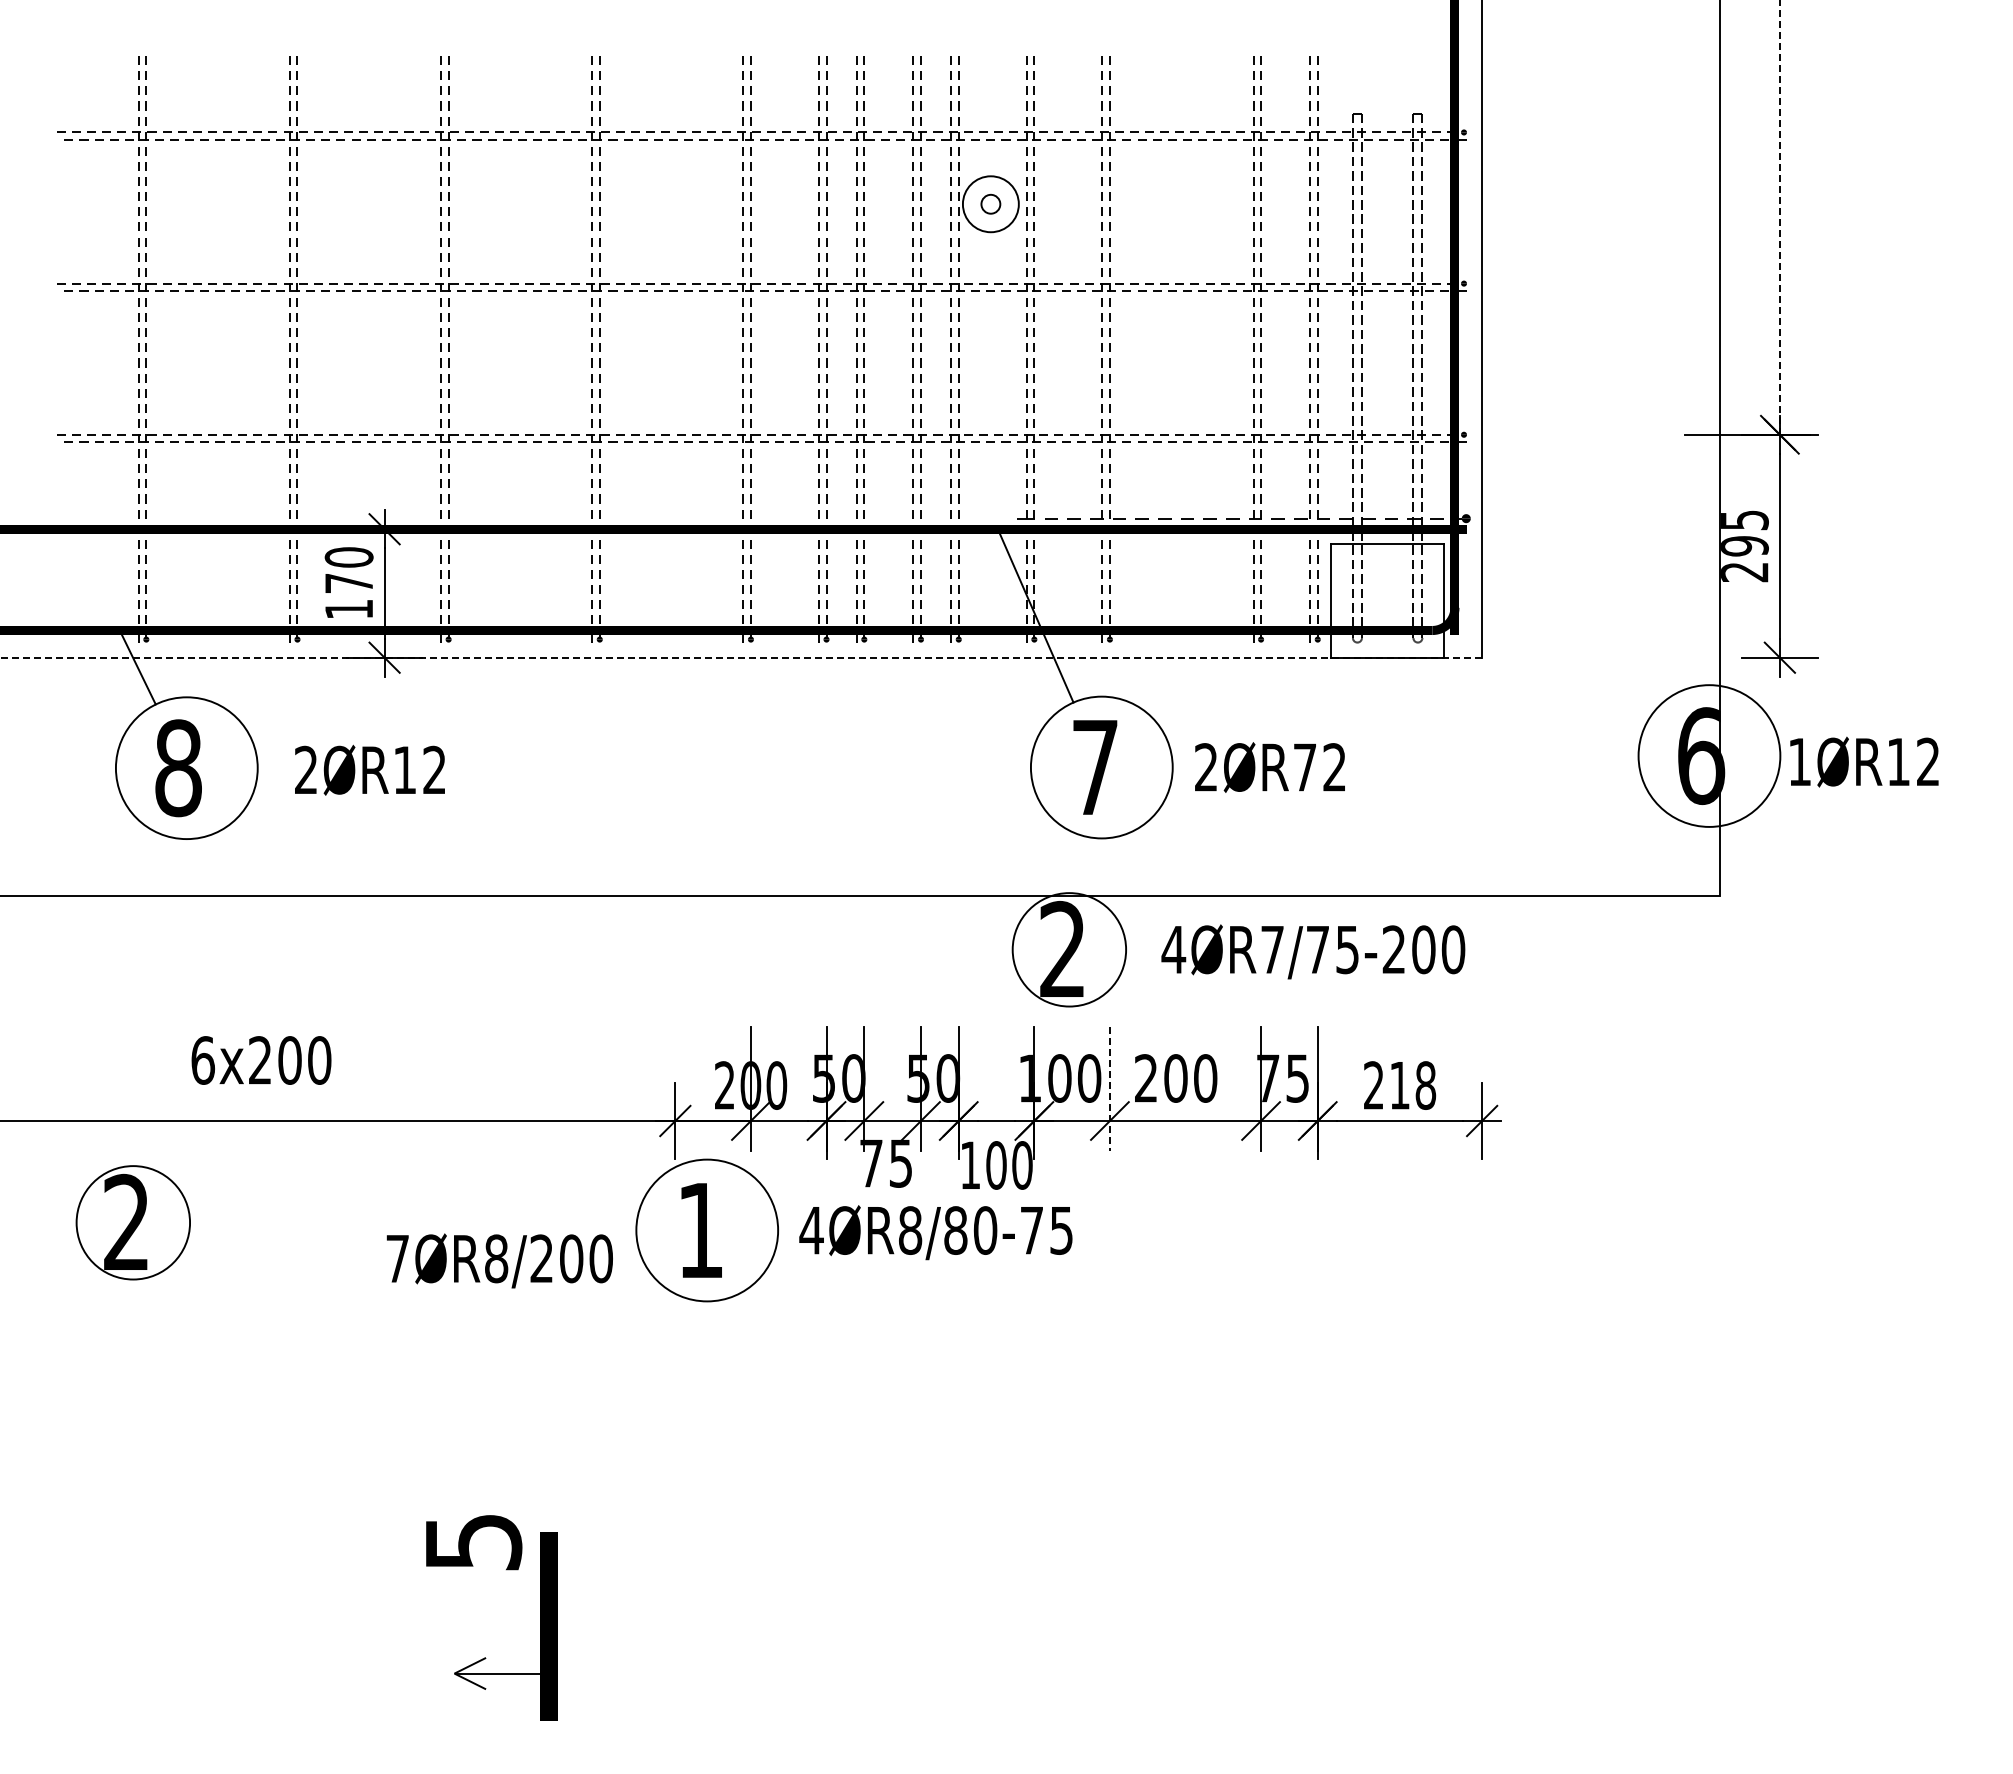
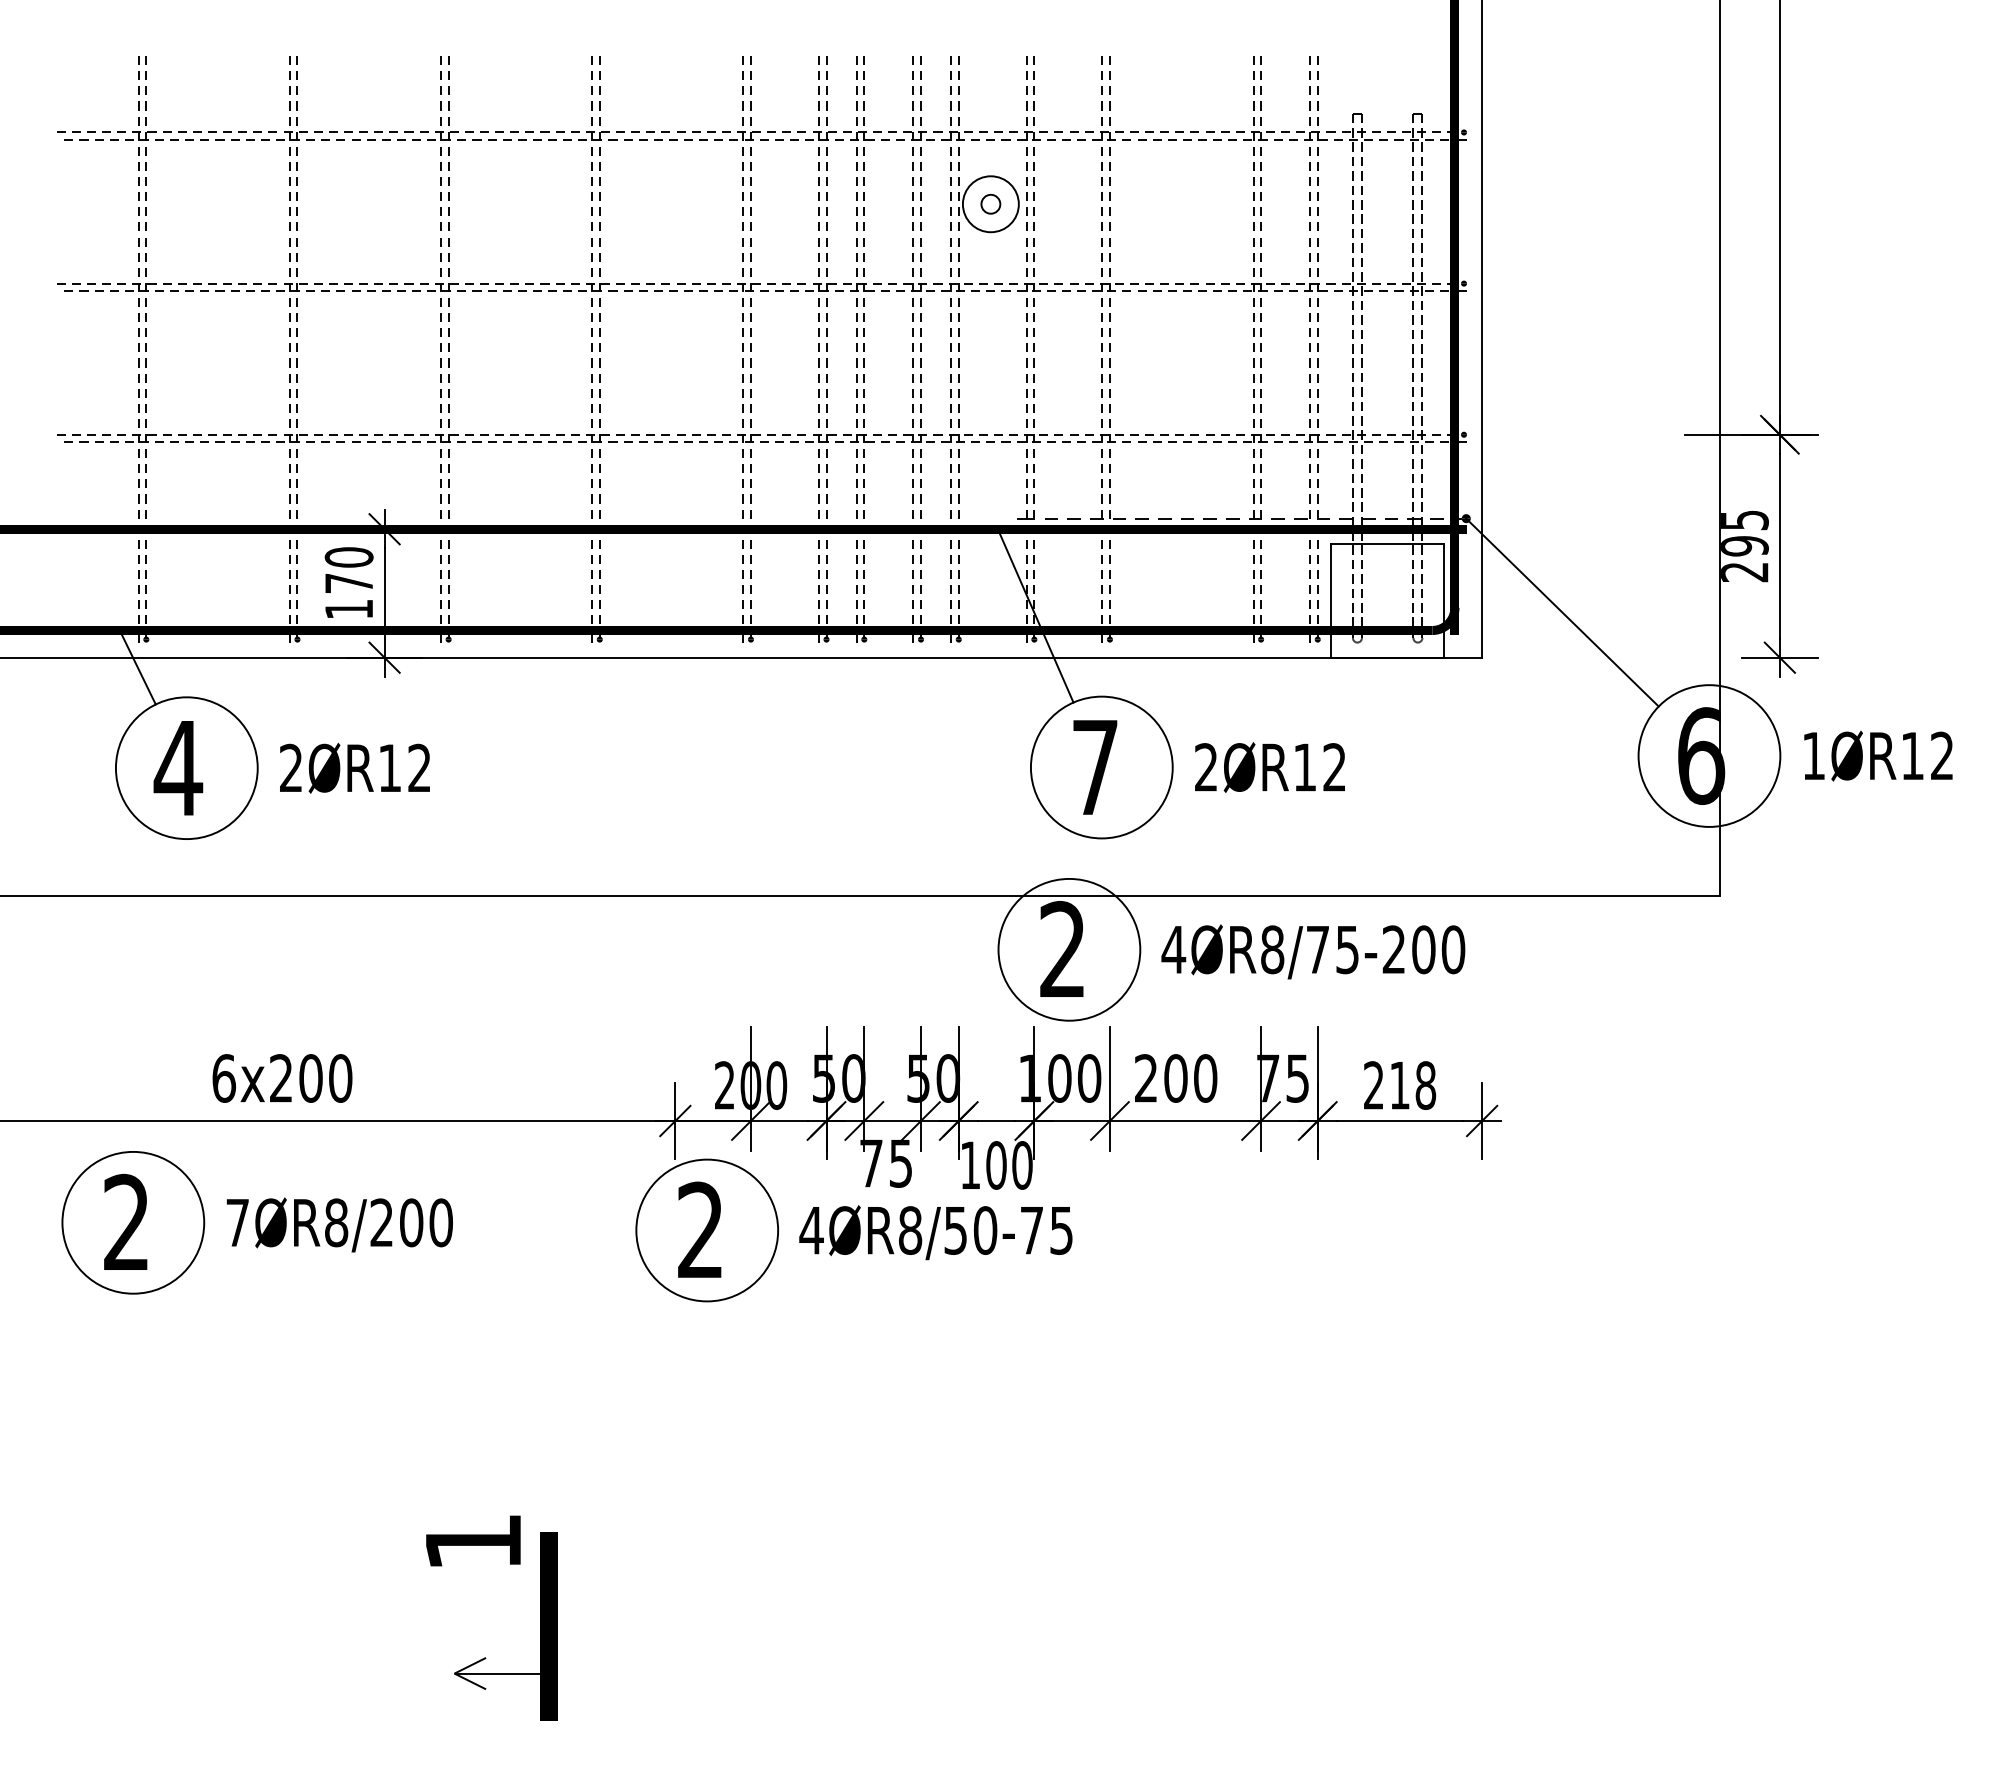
line: dashed -> solid (1779, 217)
line: none -> present (1562, 612)
line: dashed -> solid (741, 657)
text position: (1864, 761) -> (1878, 755) (1878, 755)
text: 2ØR72 -> 2ØR12 (1304, 767)
text: 8 -> 4 (178, 768)
text position: (369, 769) -> (354, 767) (354, 767)
circle diameter: 113 px -> 142 px (1069, 949)
text: 4ØR7/75-200 -> 4ØR8/75-200 (1272, 949)
text position: (261, 1060) -> (282, 1078) (282, 1078)
line: dashed -> solid (1109, 1089)
circle diameter: 113 px -> 142 px (133, 1222)
text: 1 -> 2 (699, 1229)
text: 4ØR8/80-75 -> 4ØR8/50-75 (955, 1230)
text position: (499, 1260) -> (339, 1224) (339, 1224)
text: 5 -> 1 (474, 1542)
